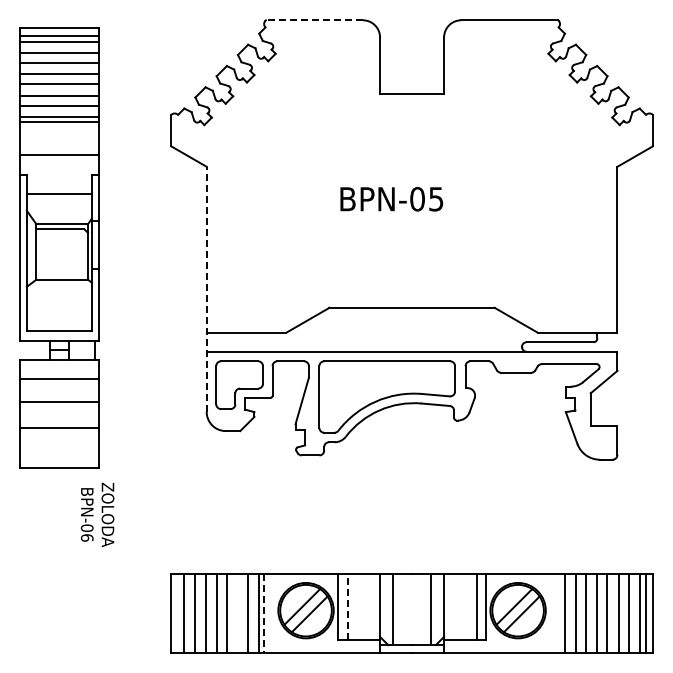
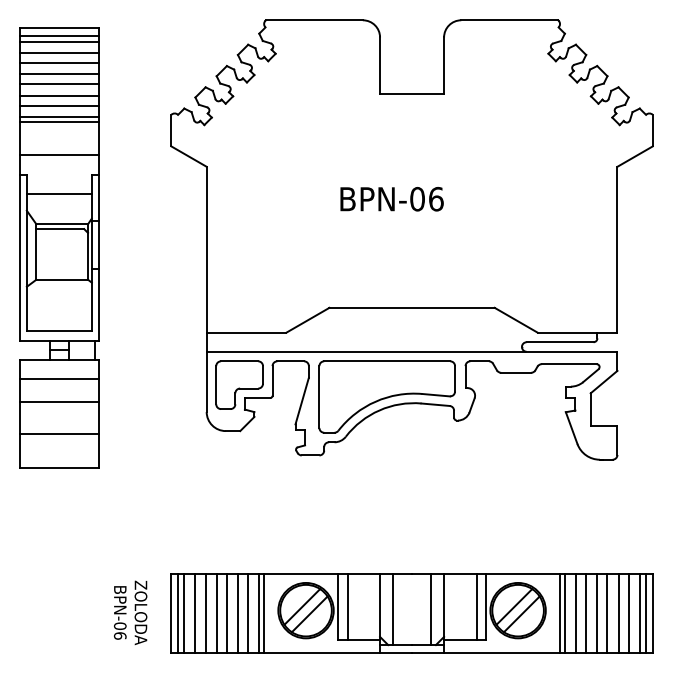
line: dashed -> solid (313, 20)
text: BPN-05 -> BPN-06 (436, 198)
line: dashed -> solid (206, 289)
line position: (59, 428) -> (59, 434) (59, 434)
text position: (97, 514) -> (130, 612) (130, 612)
line: dashed -> solid (347, 607)
line: none -> present (178, 613)
line: none -> present (237, 613)
line: none -> present (560, 613)
line: dashed -> solid (264, 614)
